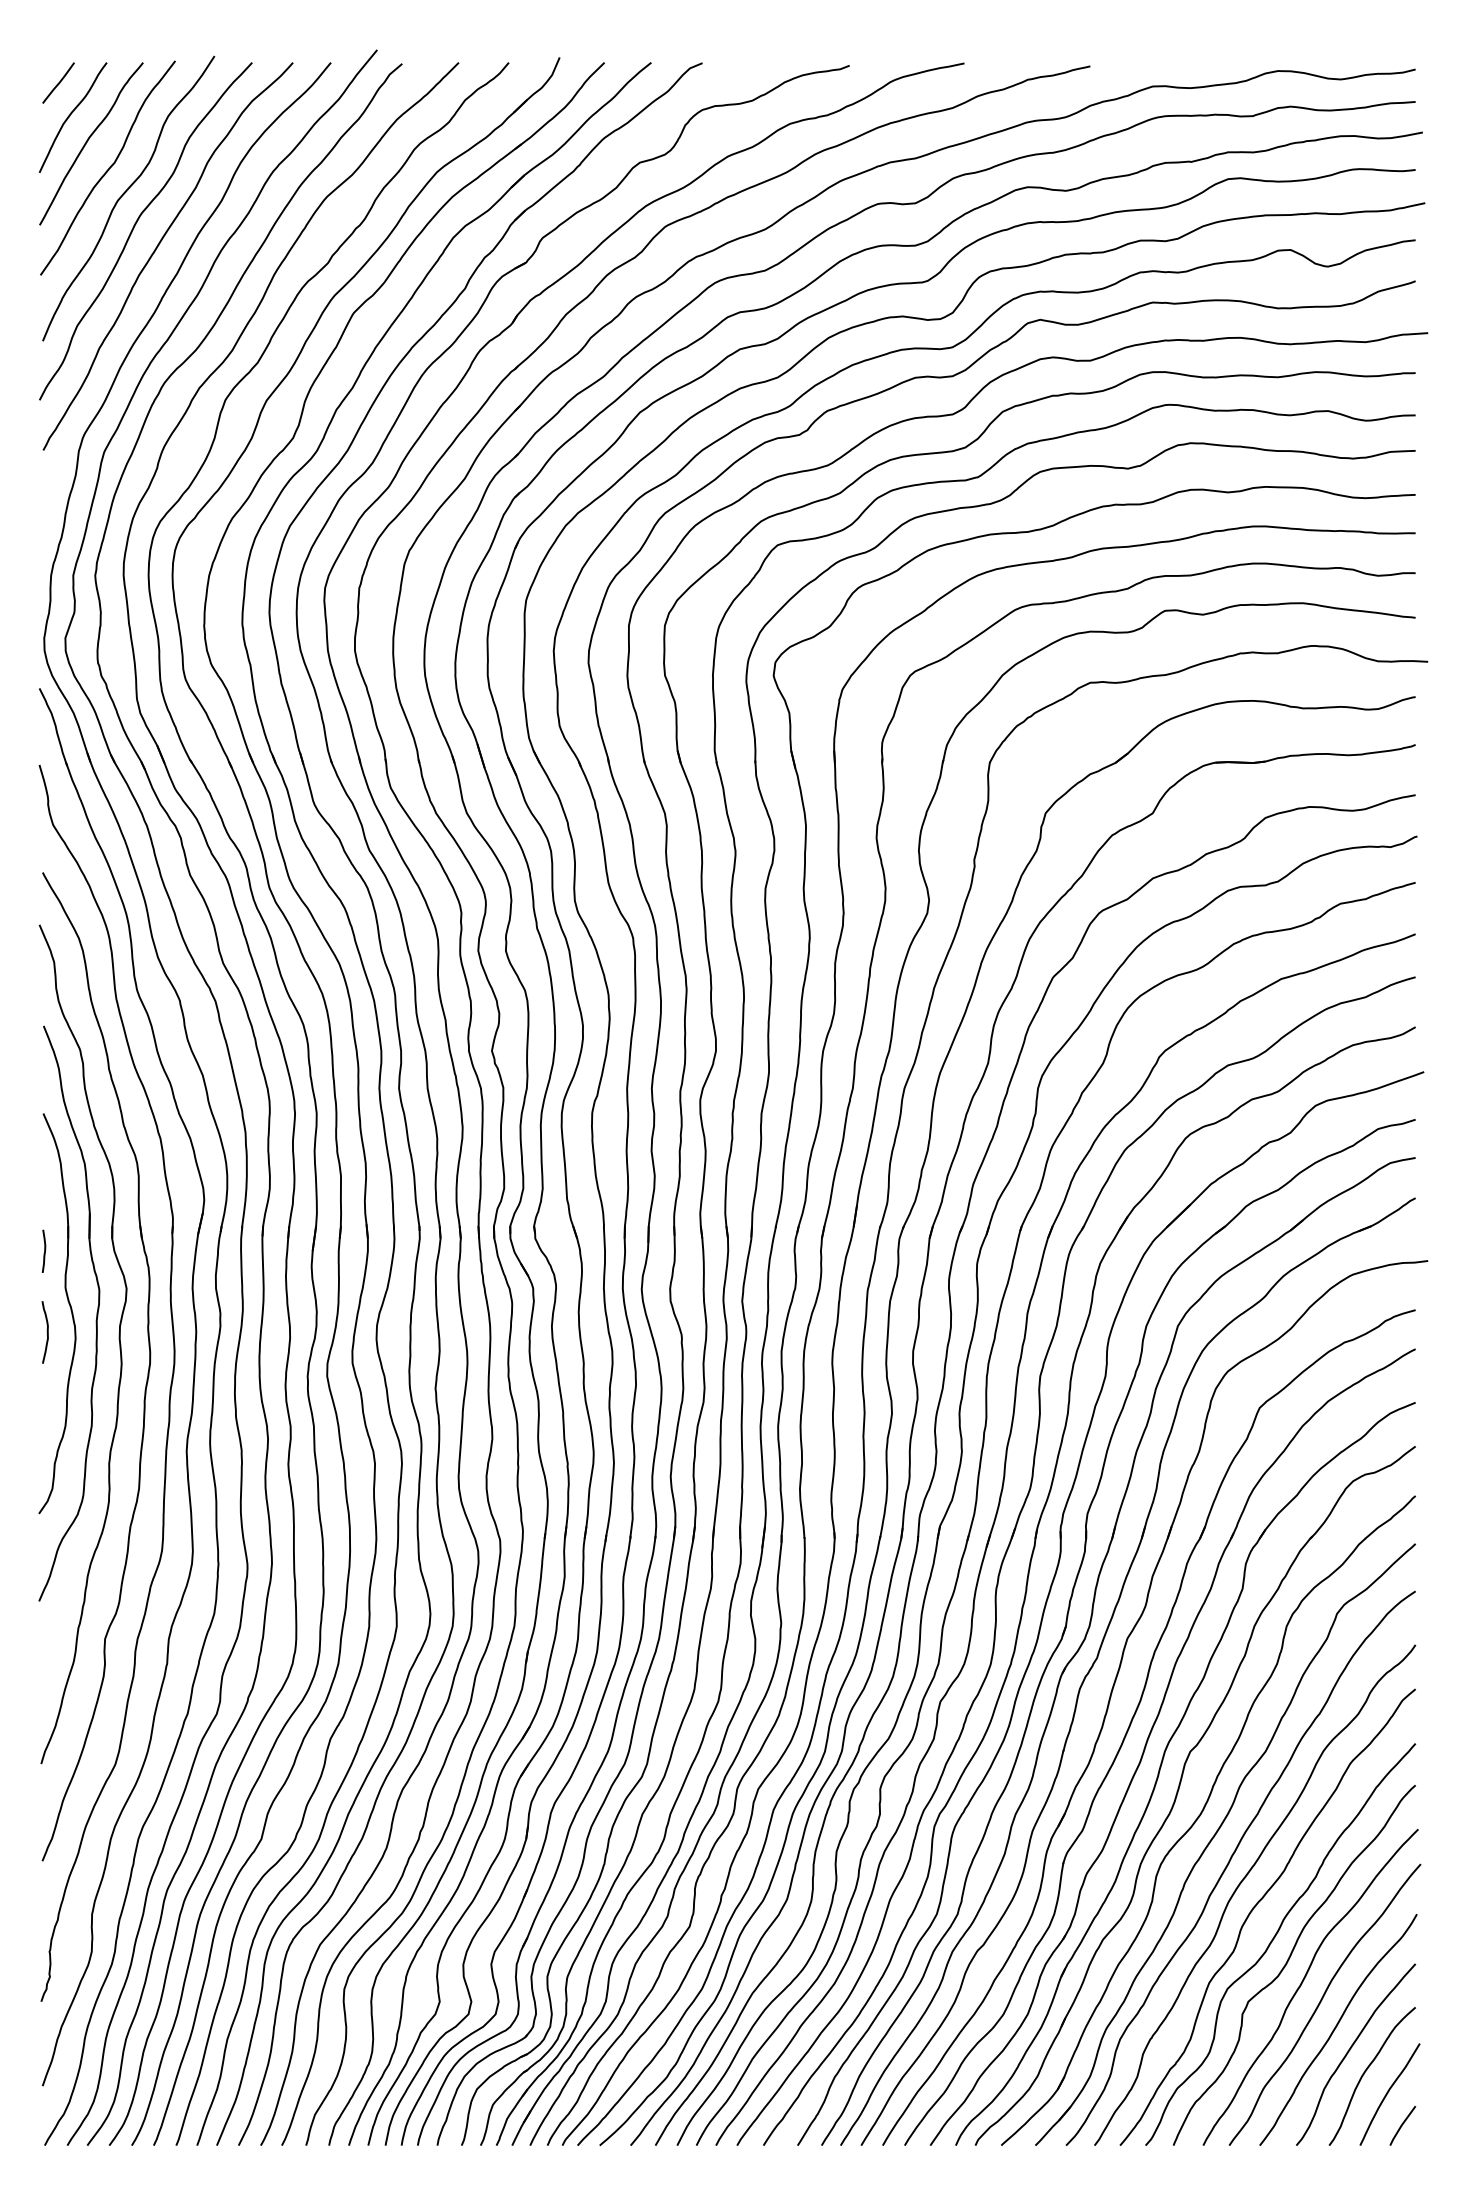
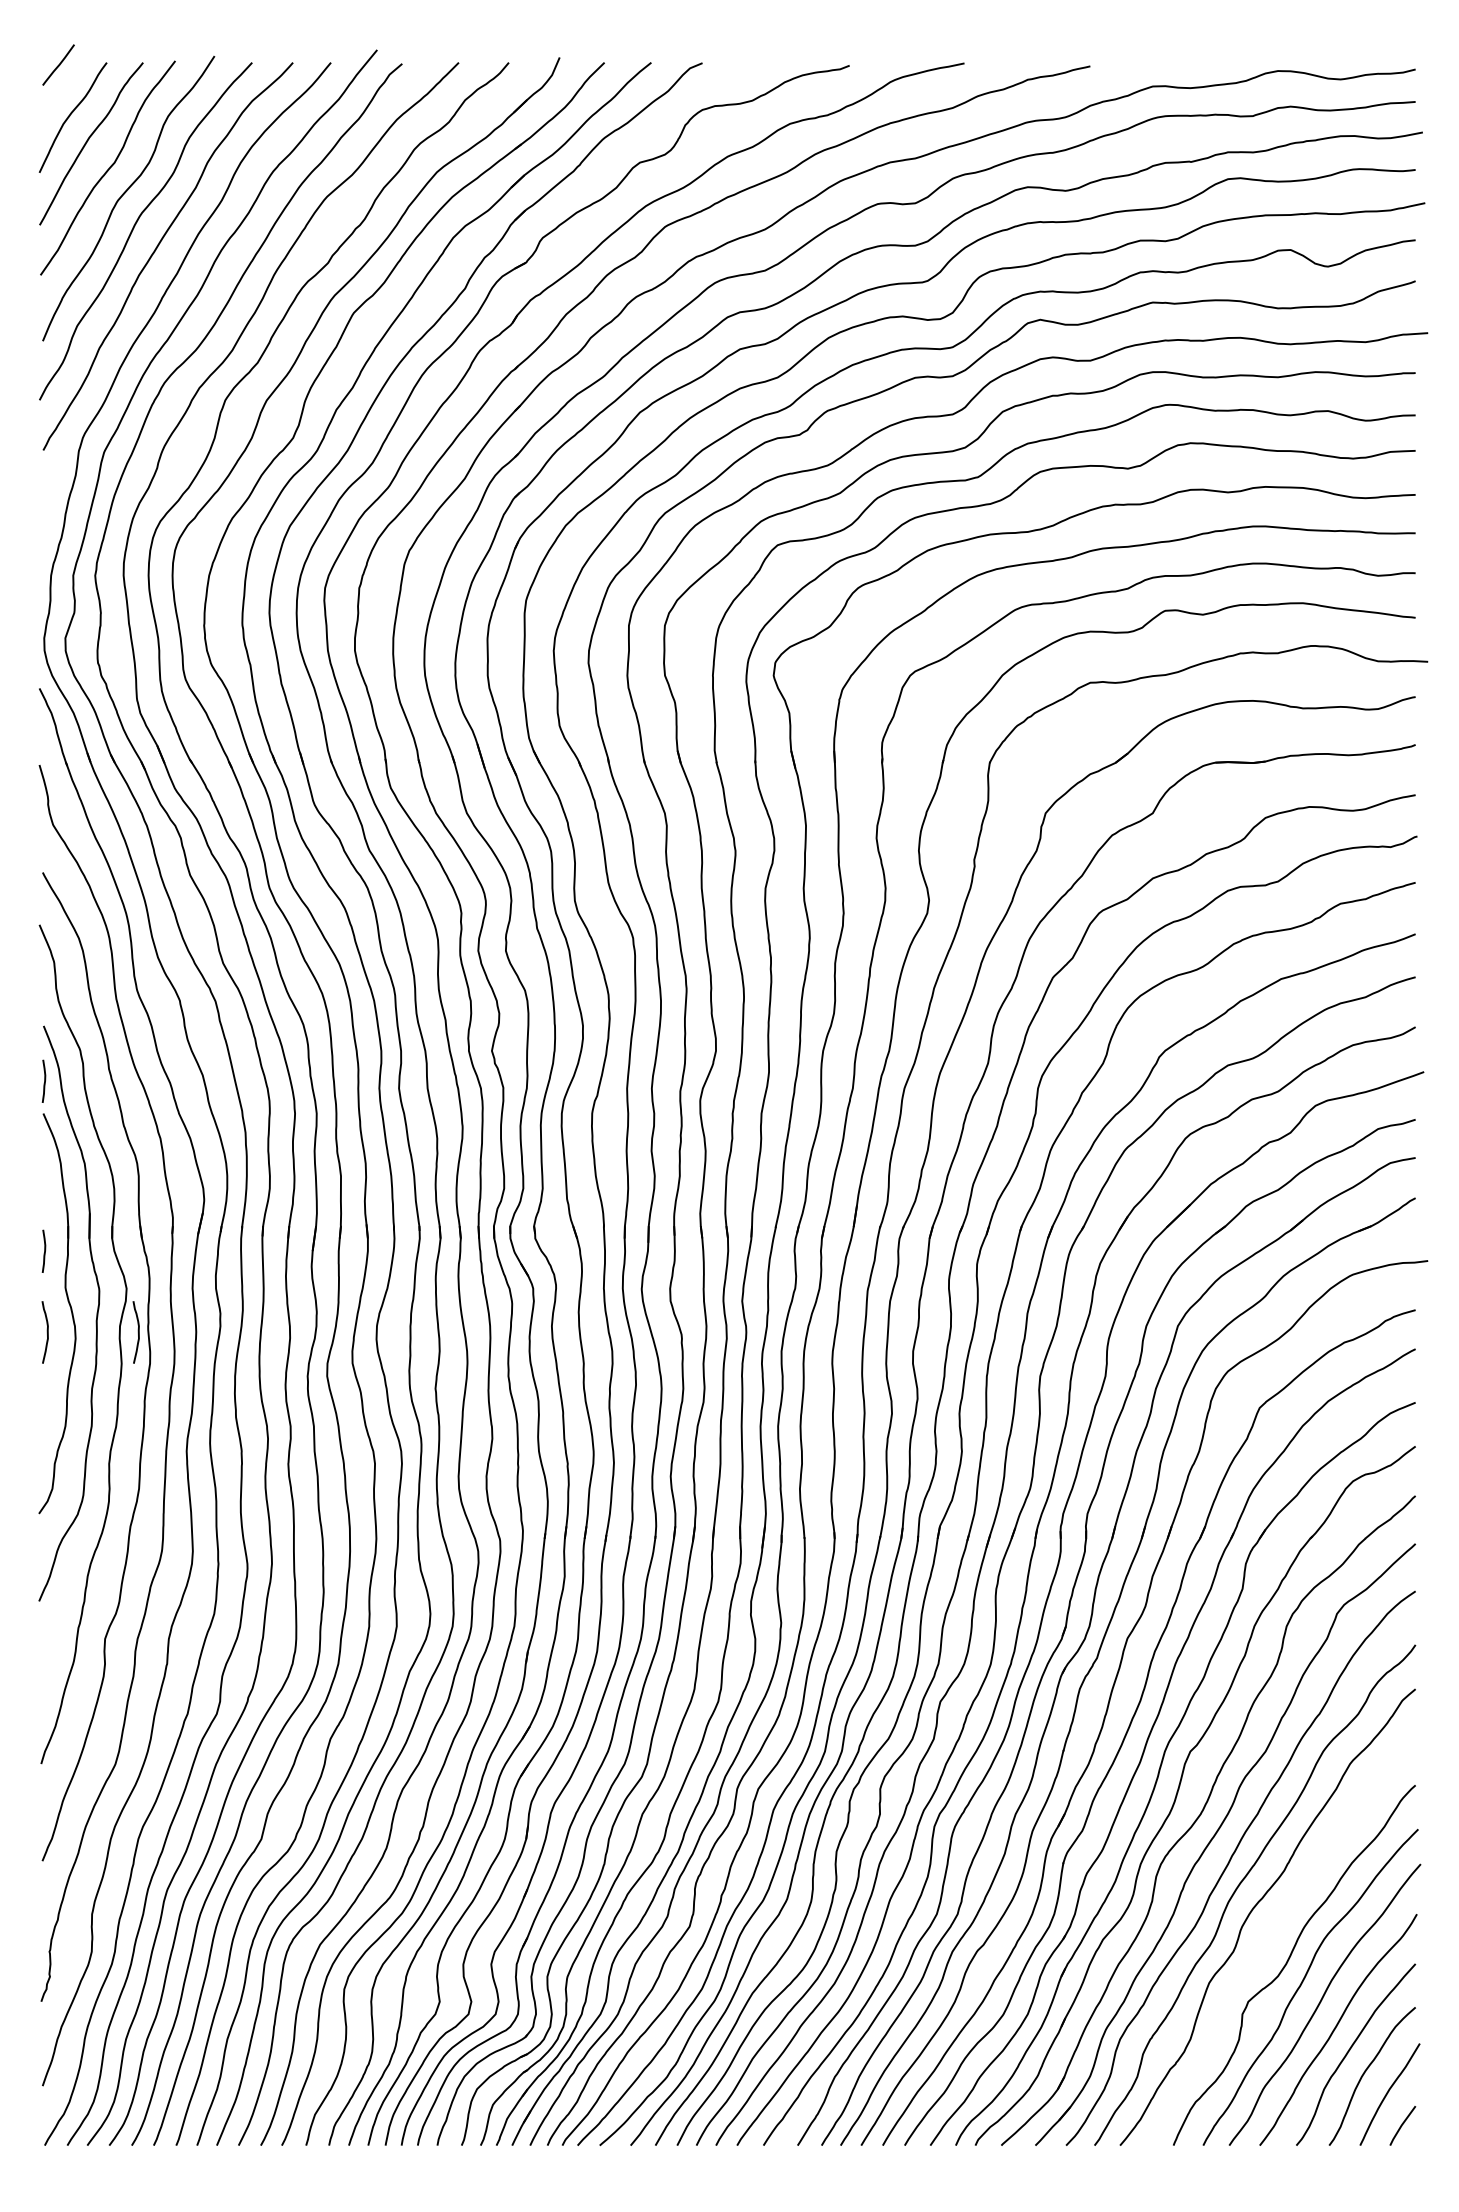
line position: (58, 82) -> (58, 64) (58, 64)
curve: none -> present (44, 1080)
curve: none -> present (137, 1332)
curve: present -> none (1274, 1939)
